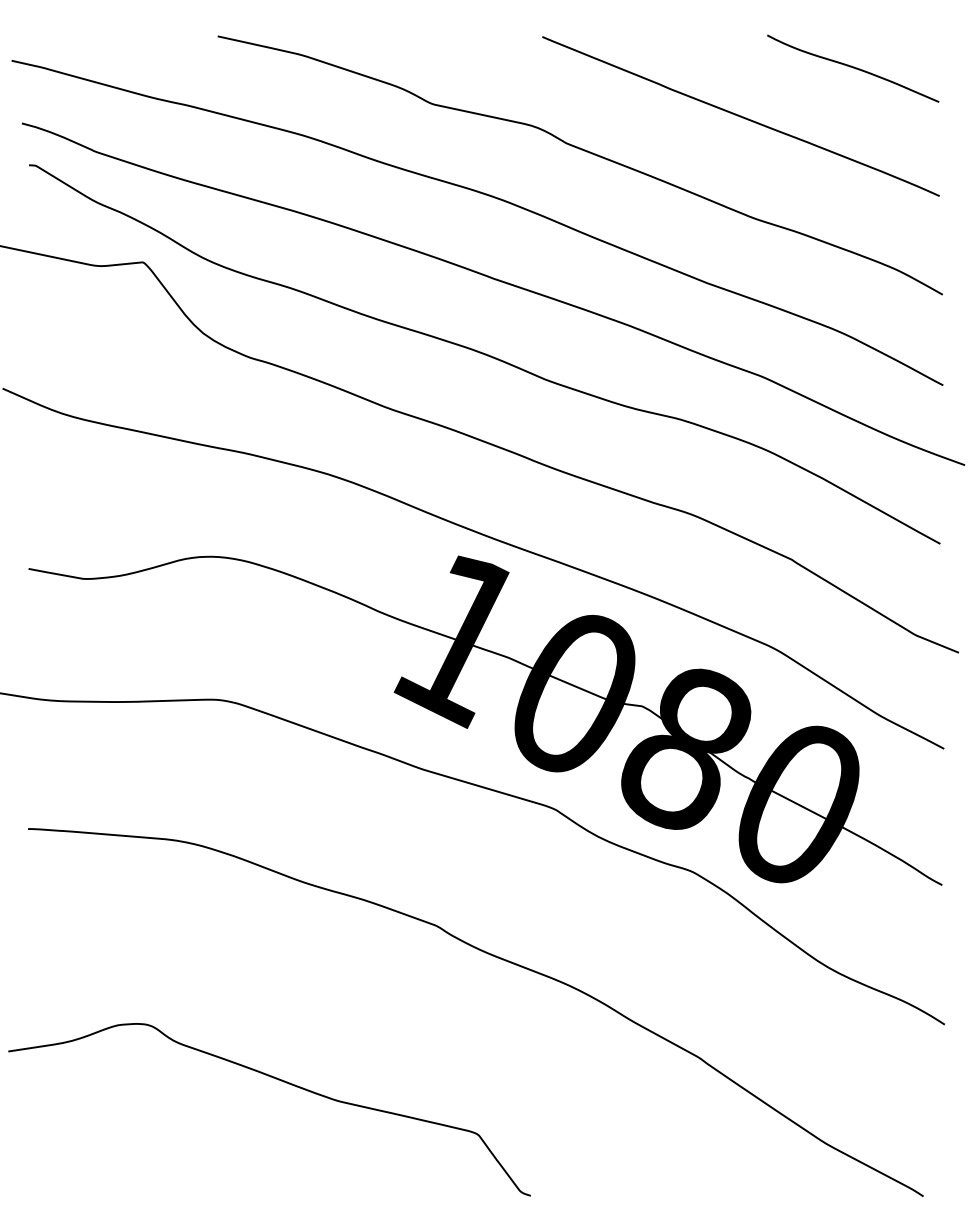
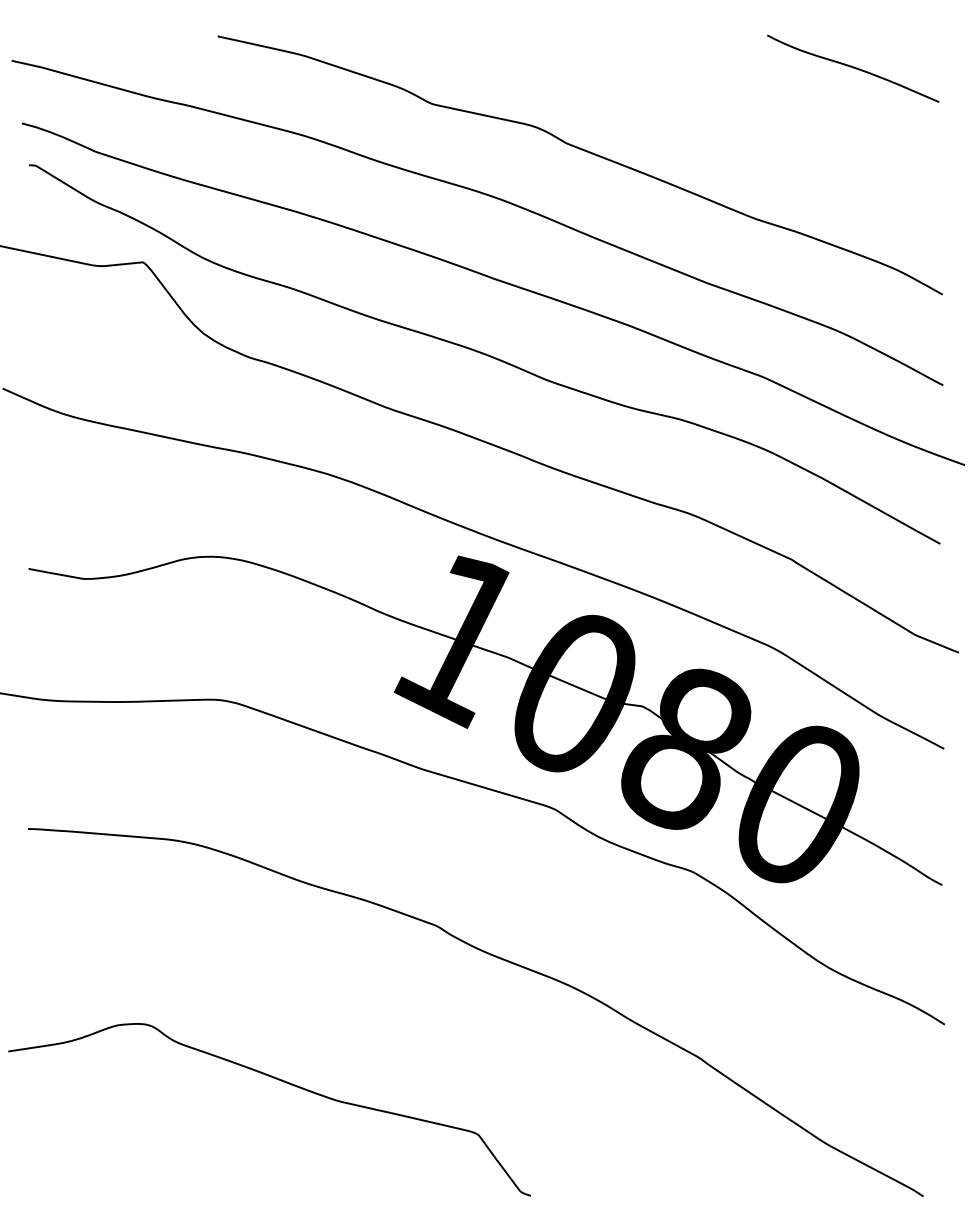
curve: present -> none (740, 116)
